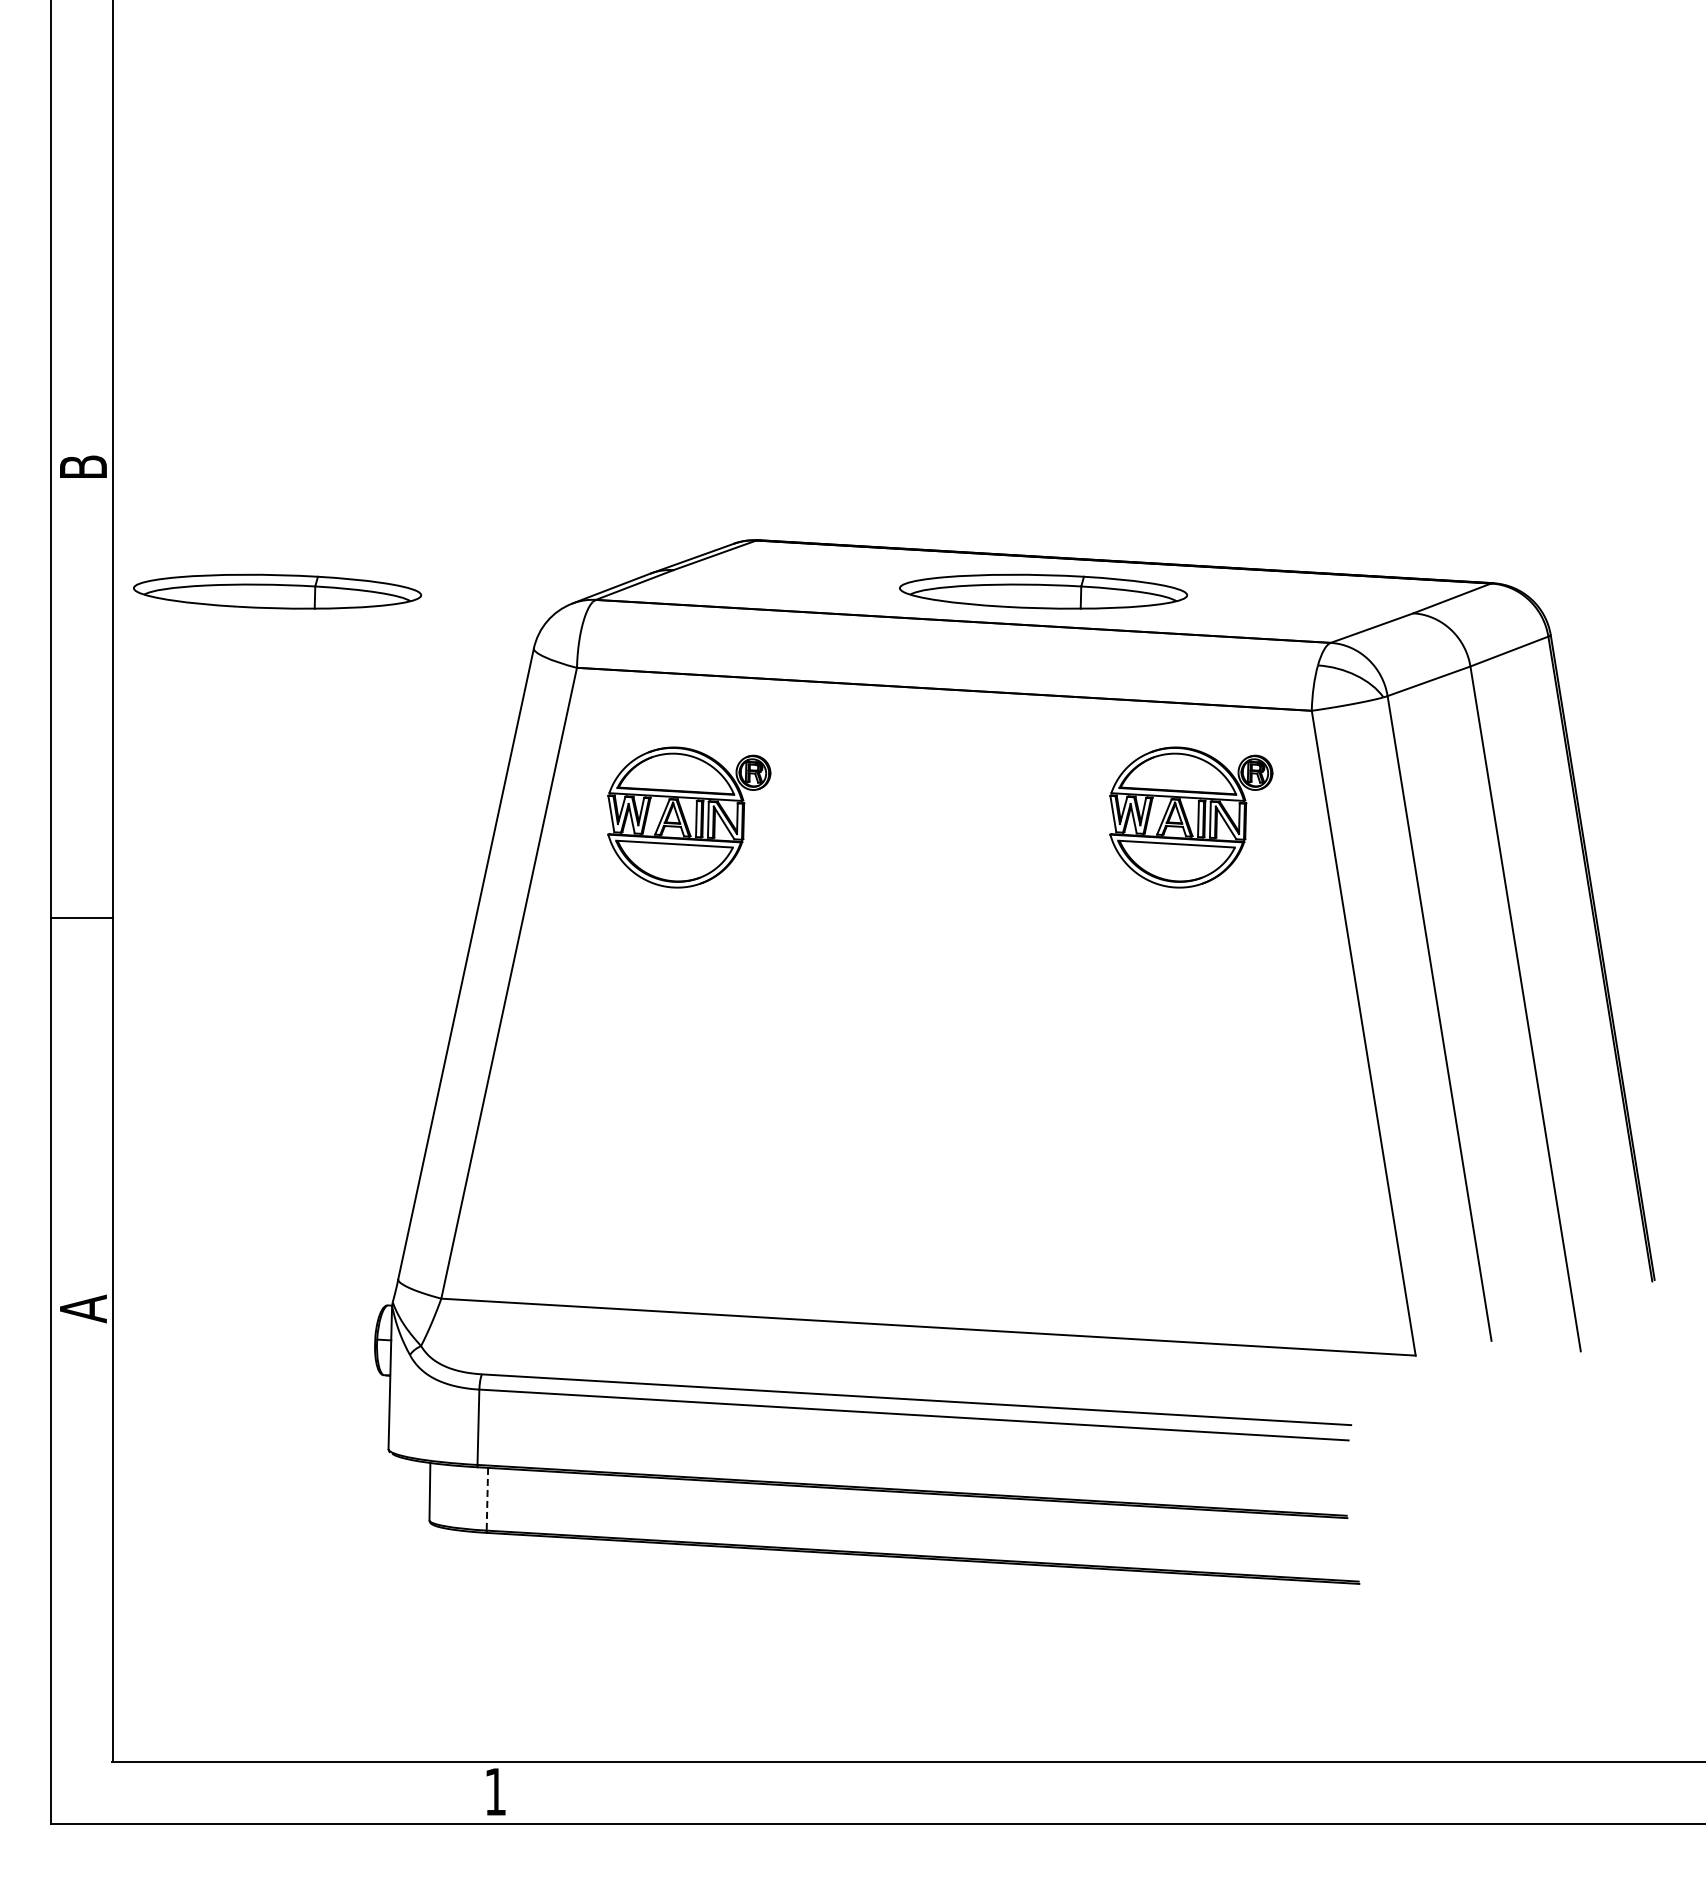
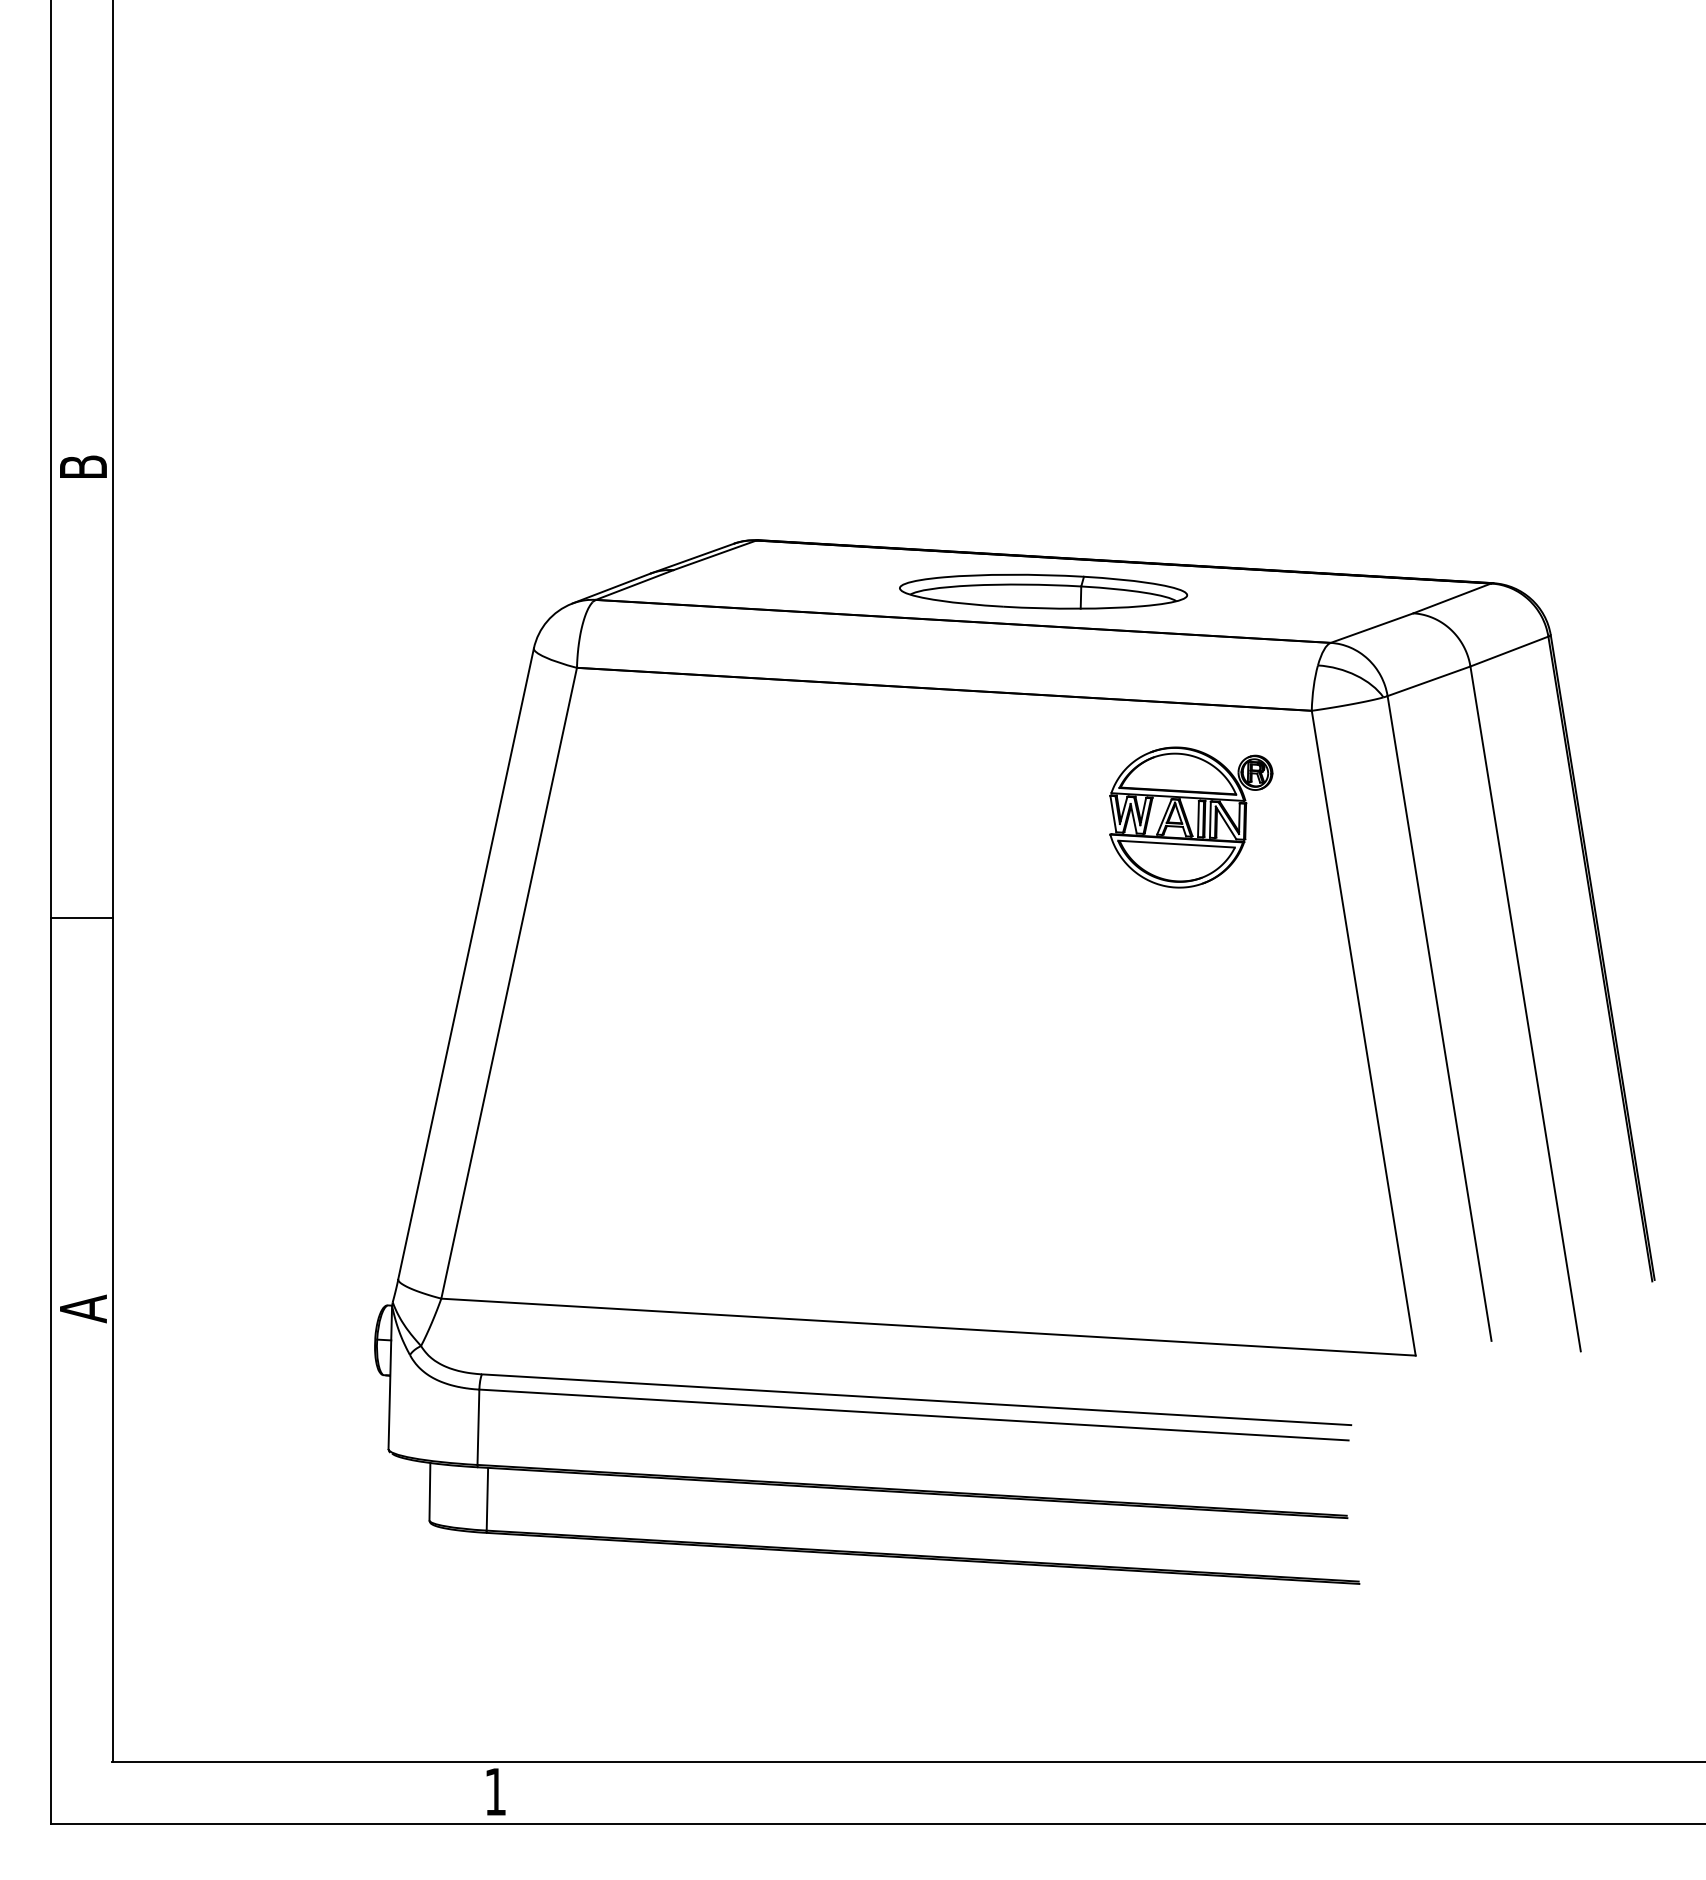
part: present -> none (277, 591)
part: present -> none (689, 817)
line: dashed -> solid (487, 1499)
